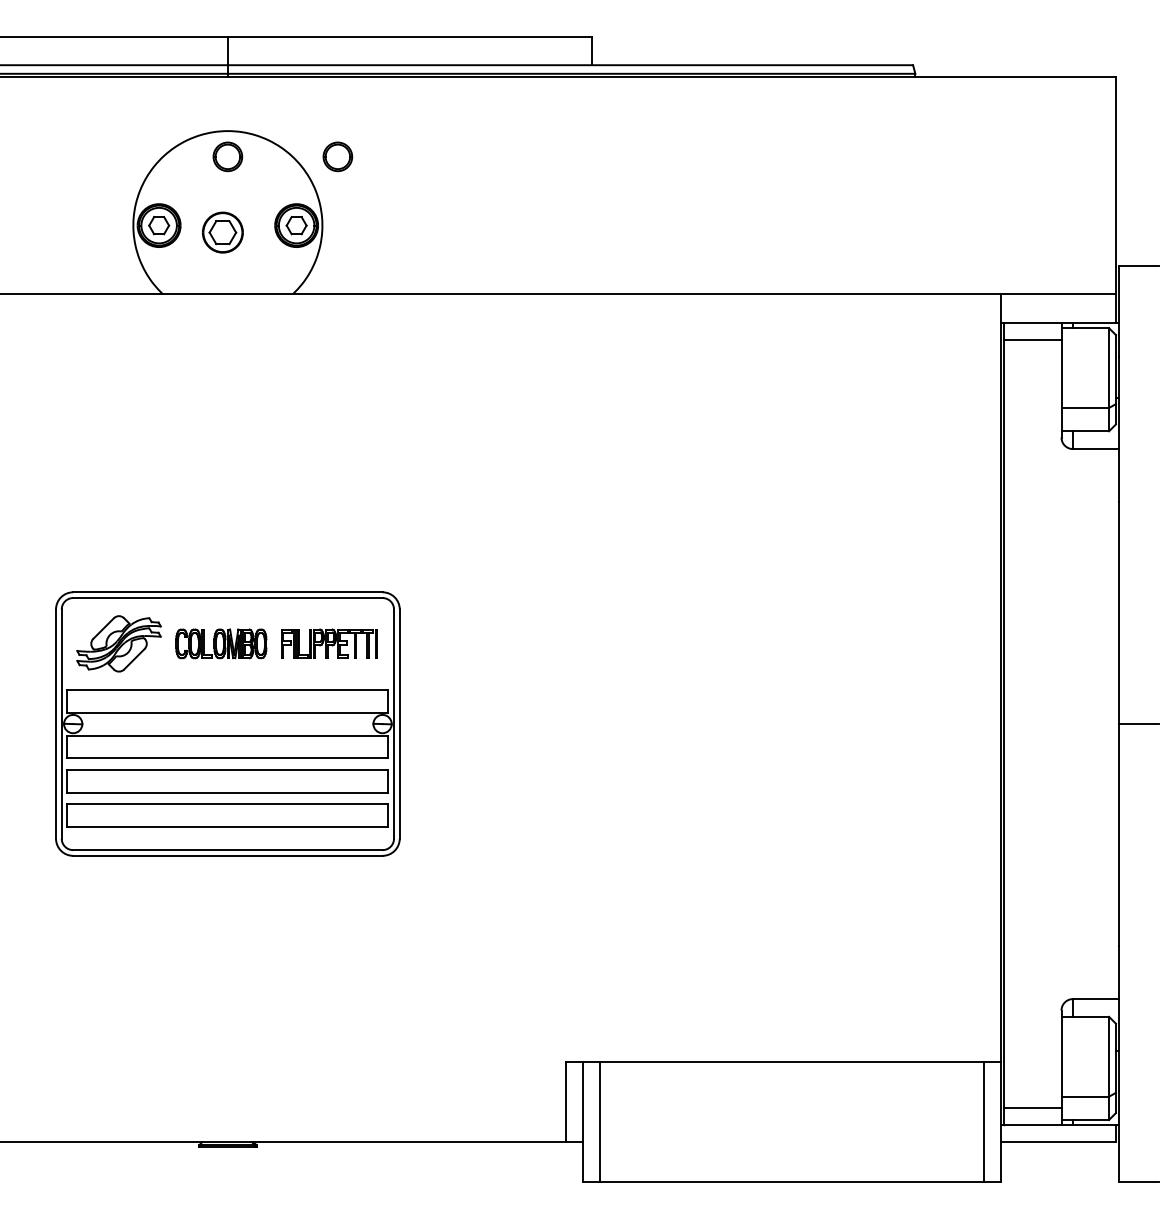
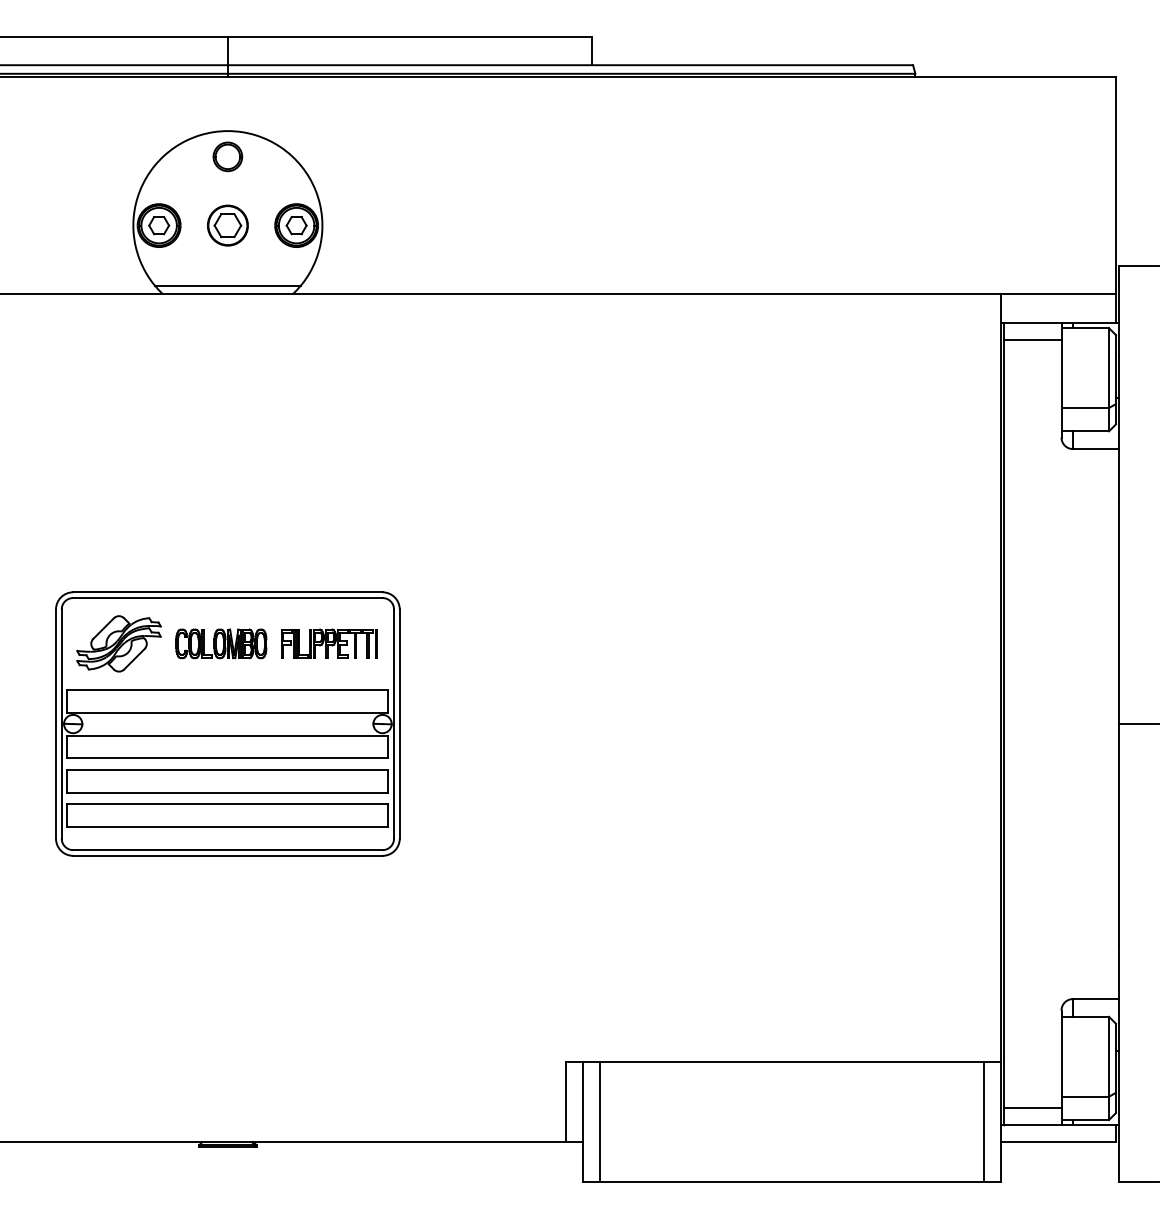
part: present -> none (337, 156)
part position: (222, 232) -> (227, 225) (227, 225)
line: none -> present (227, 285)
